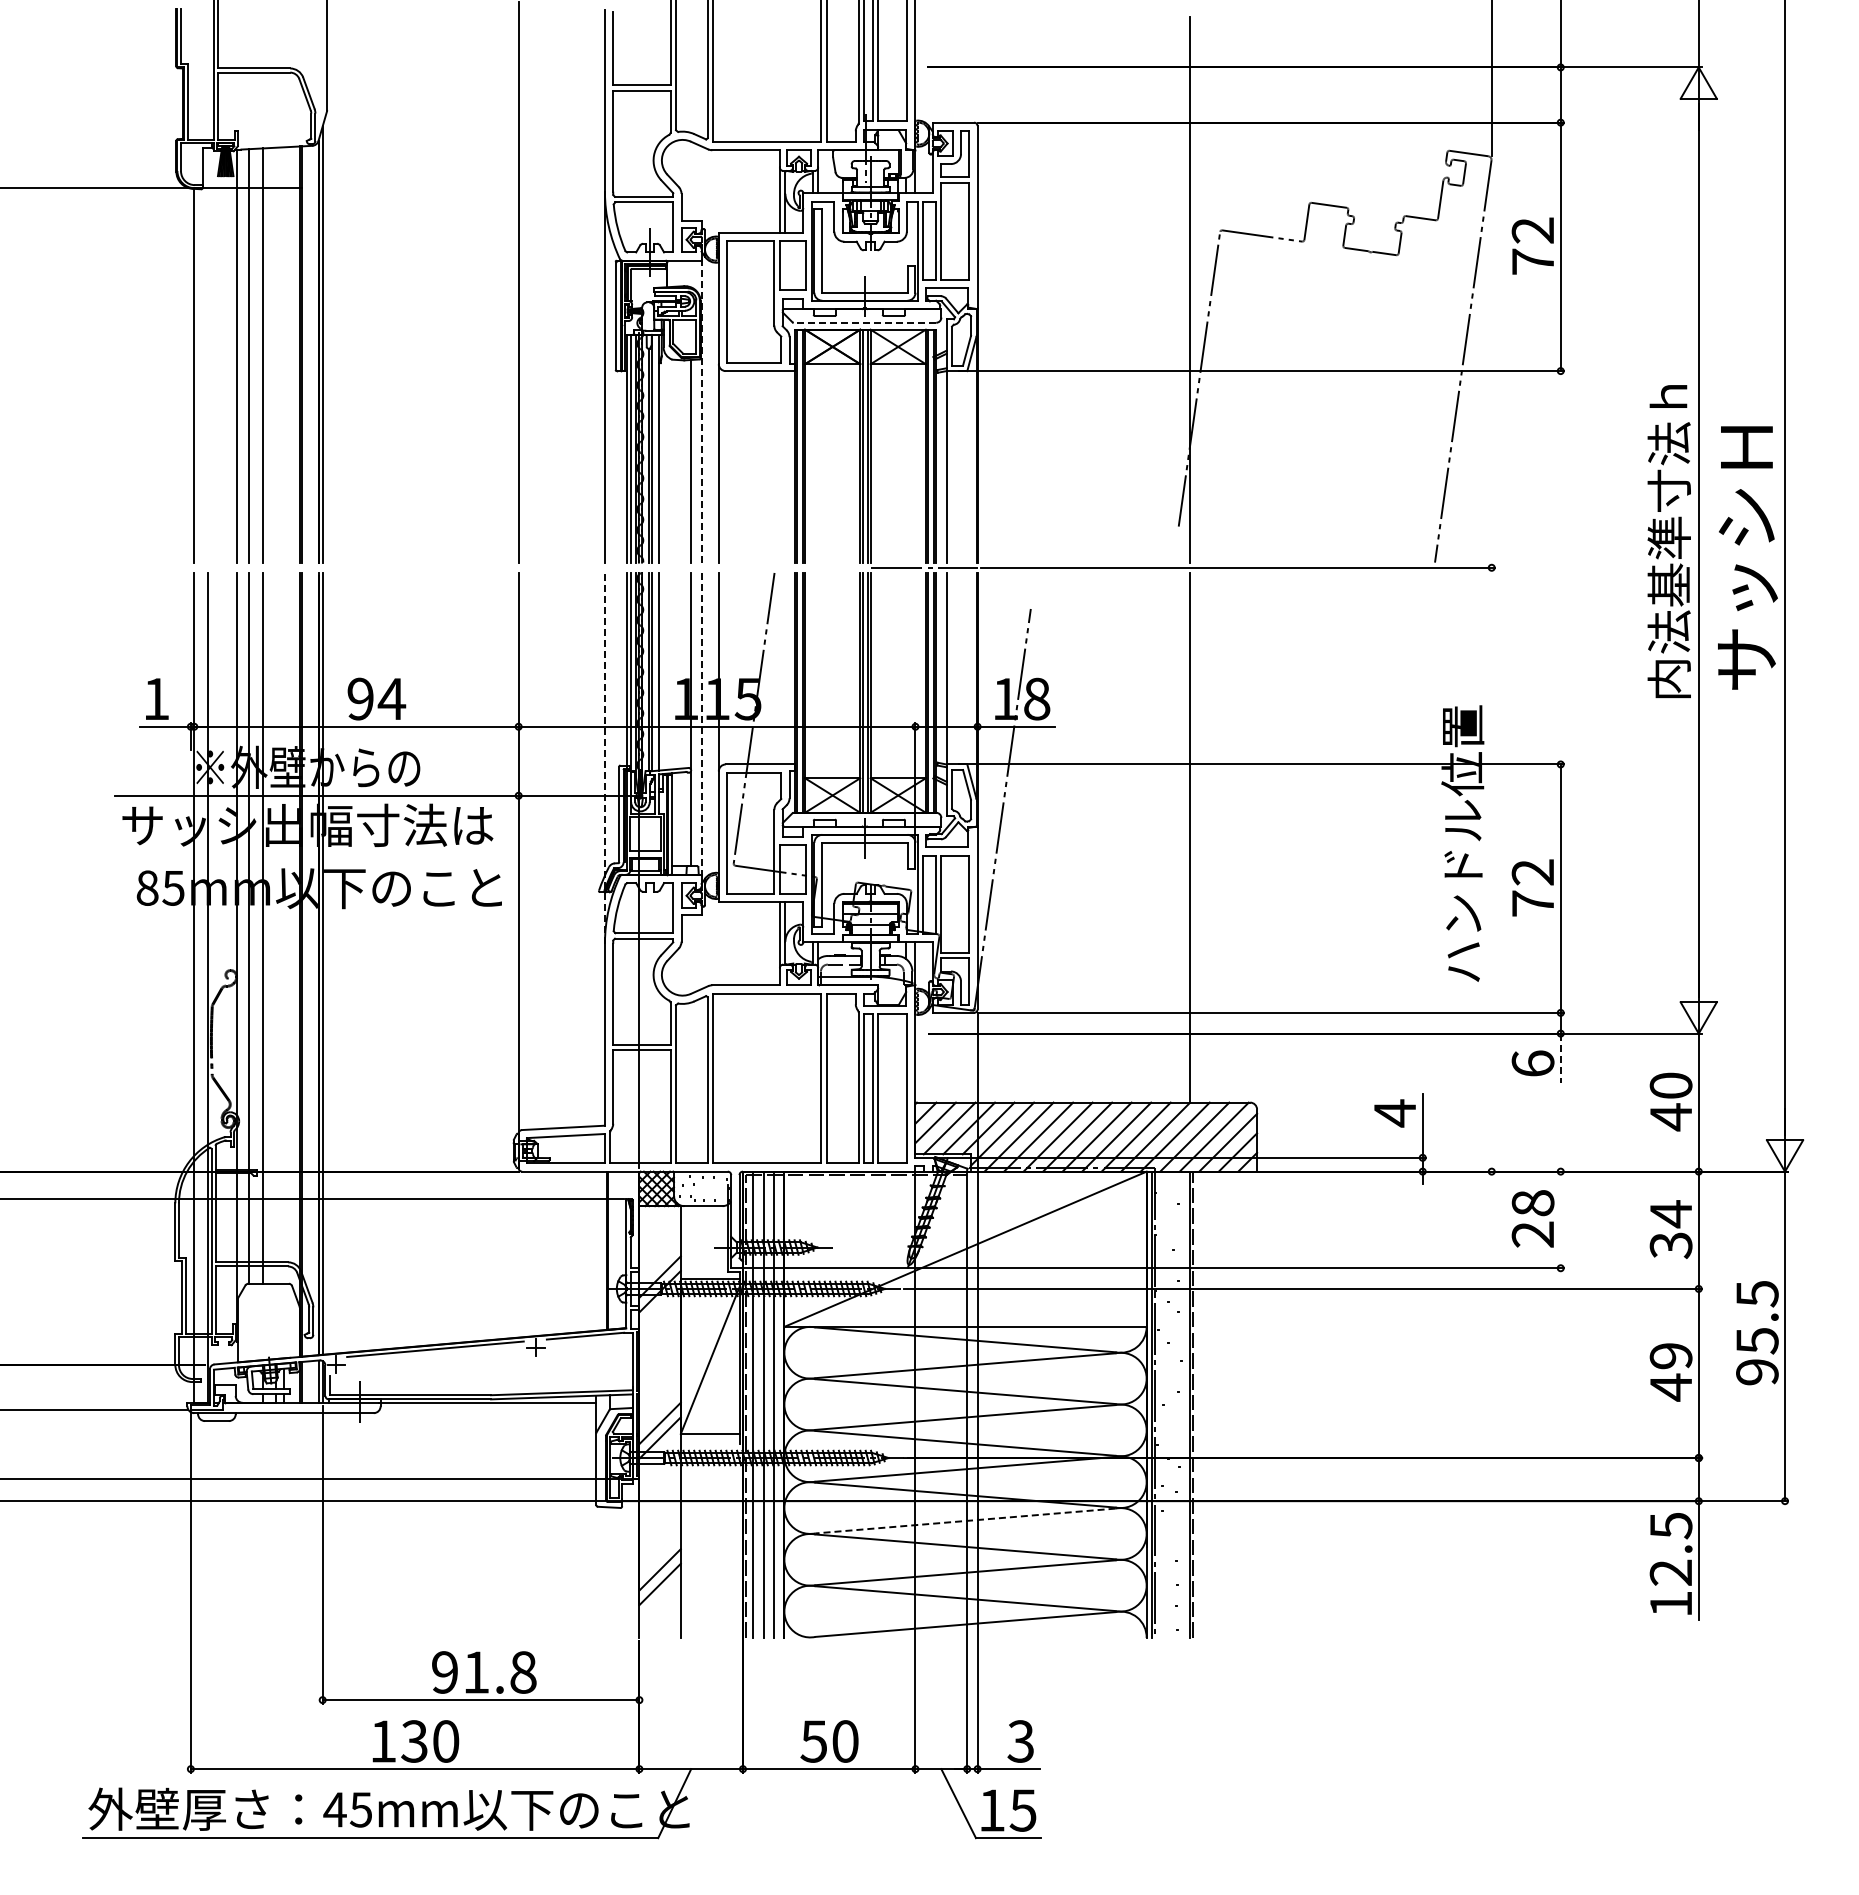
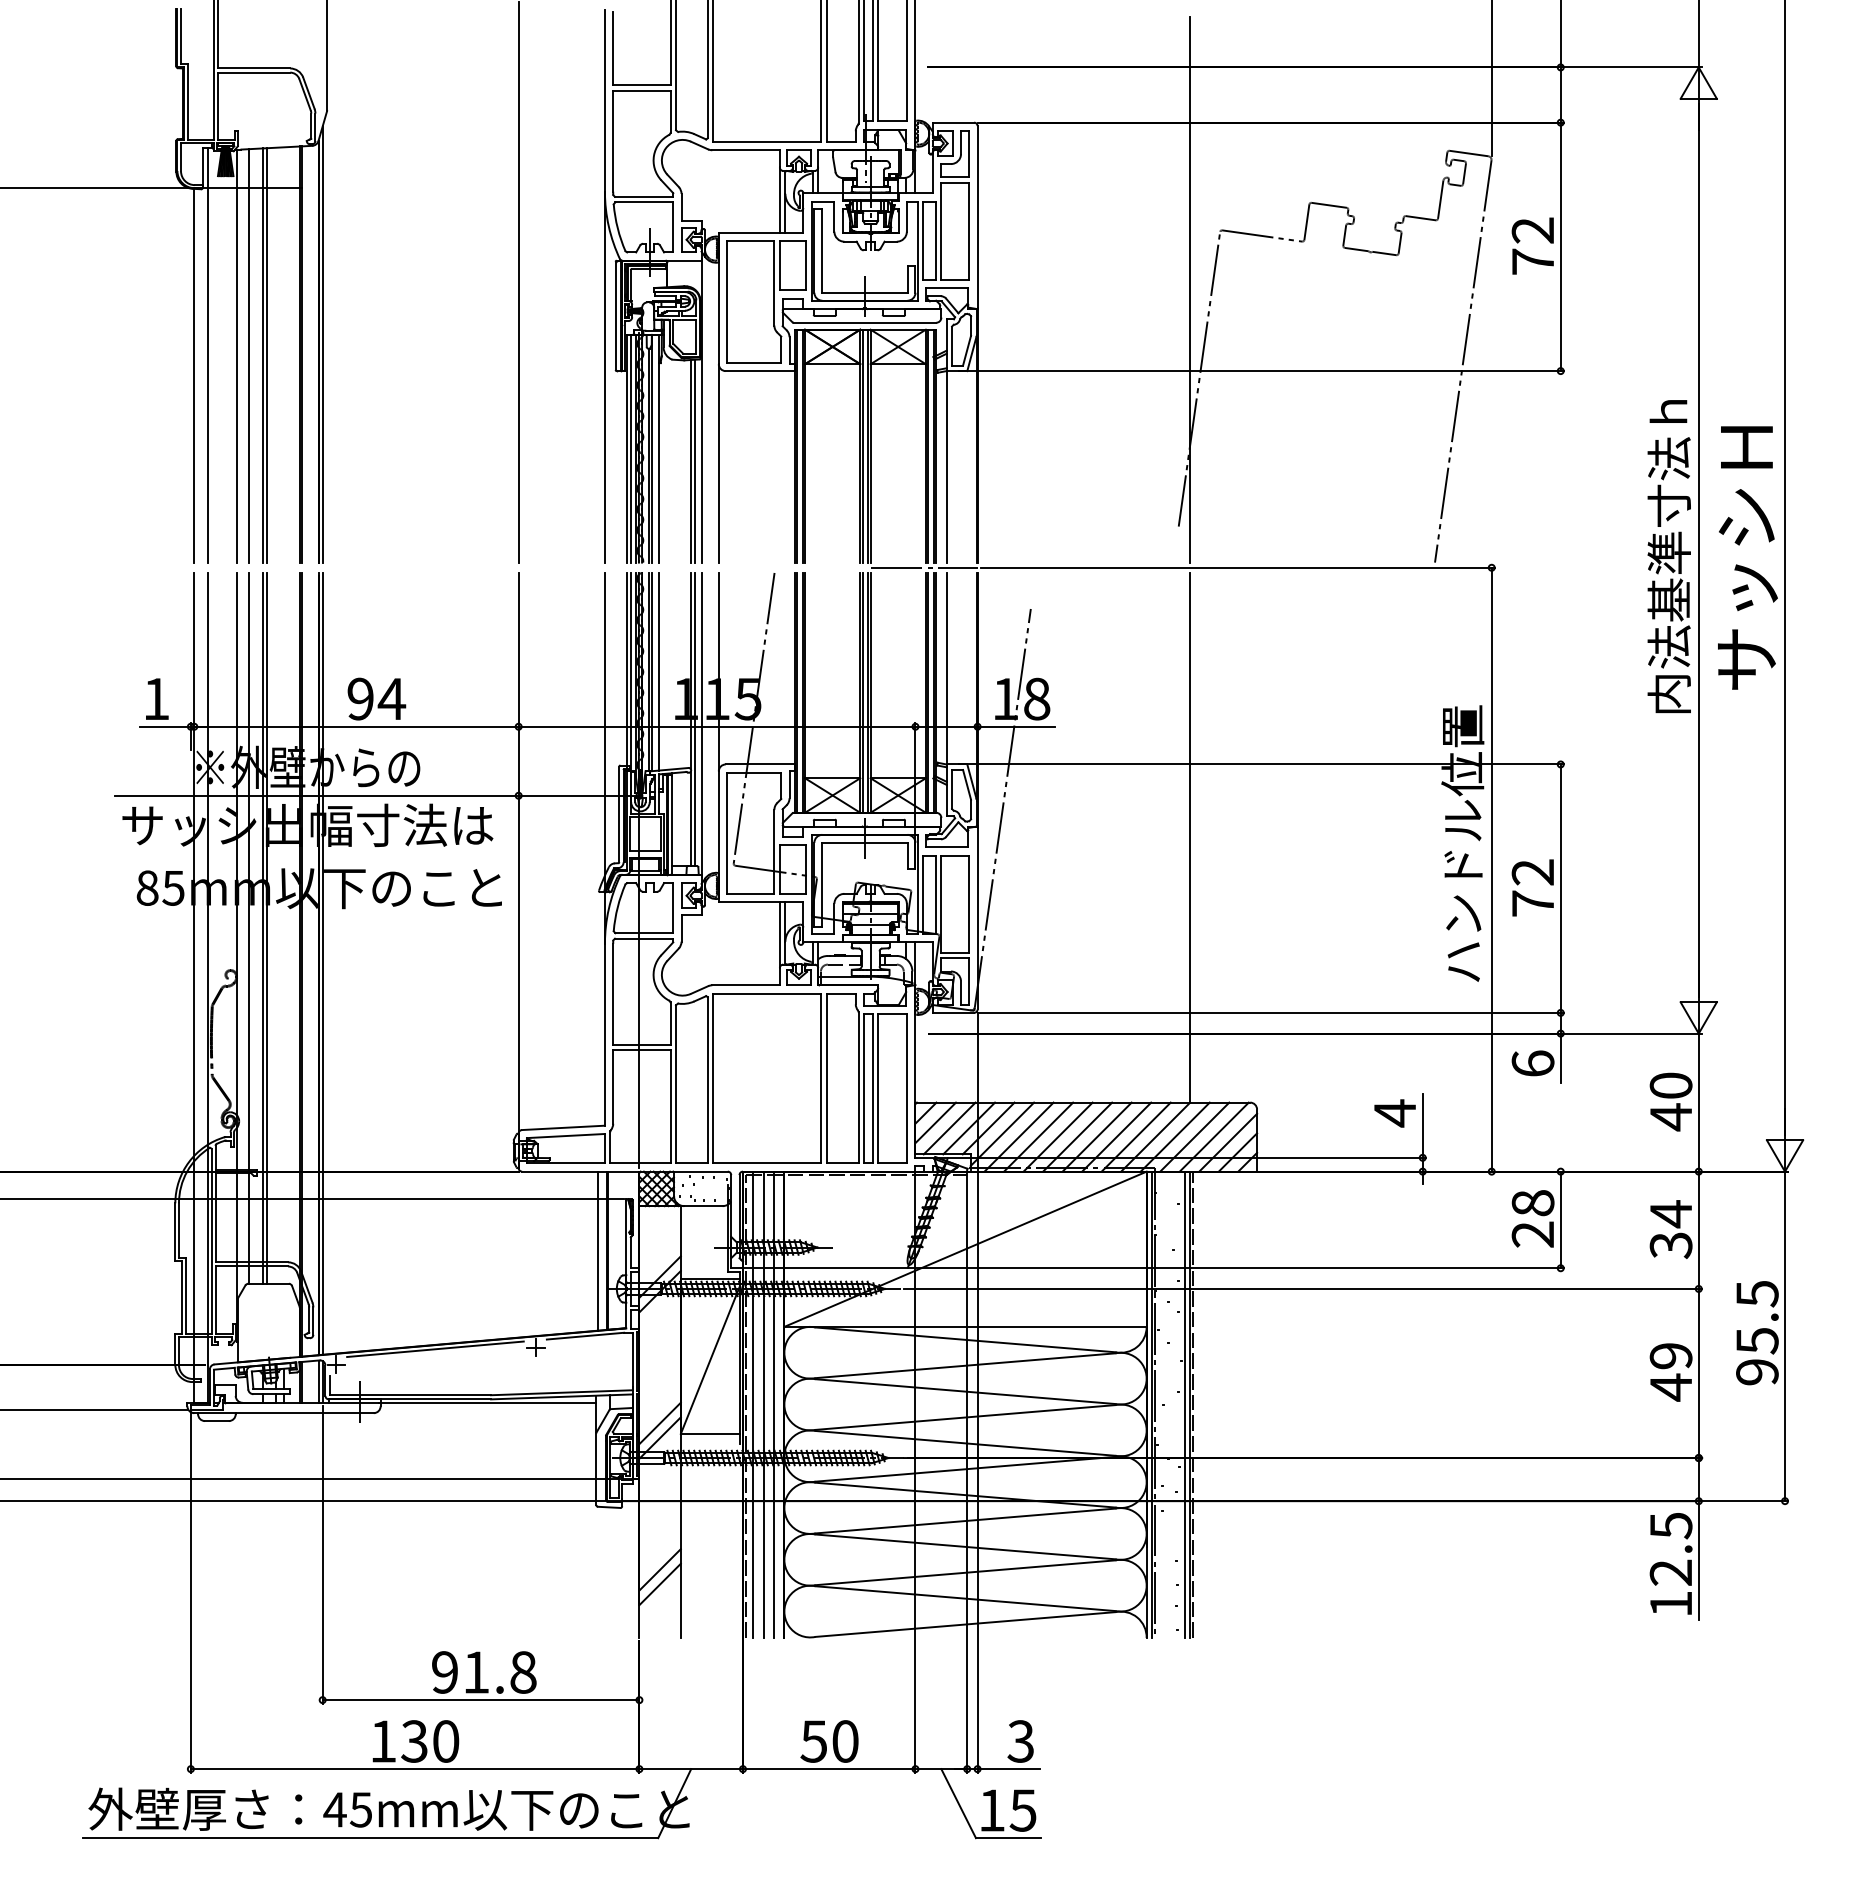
line: dashed -> solid (864, 322)
line: none -> present (208, 354)
line: none -> present (266, 355)
line: dashed -> solid (701, 410)
line: none -> present (694, 460)
text position: (1668, 541) -> (1668, 556) (1668, 556)
line: none -> present (694, 719)
line: dashed -> solid (701, 724)
line: dashed -> solid (604, 757)
line: none -> present (1491, 869)
line: none -> present (266, 927)
line: dashed -> solid (1560, 1058)
line: none -> present (1560, 1219)
line: none -> present (598, 1250)
line: none -> present (1184, 1404)
line: dashed -> solid (965, 1521)
